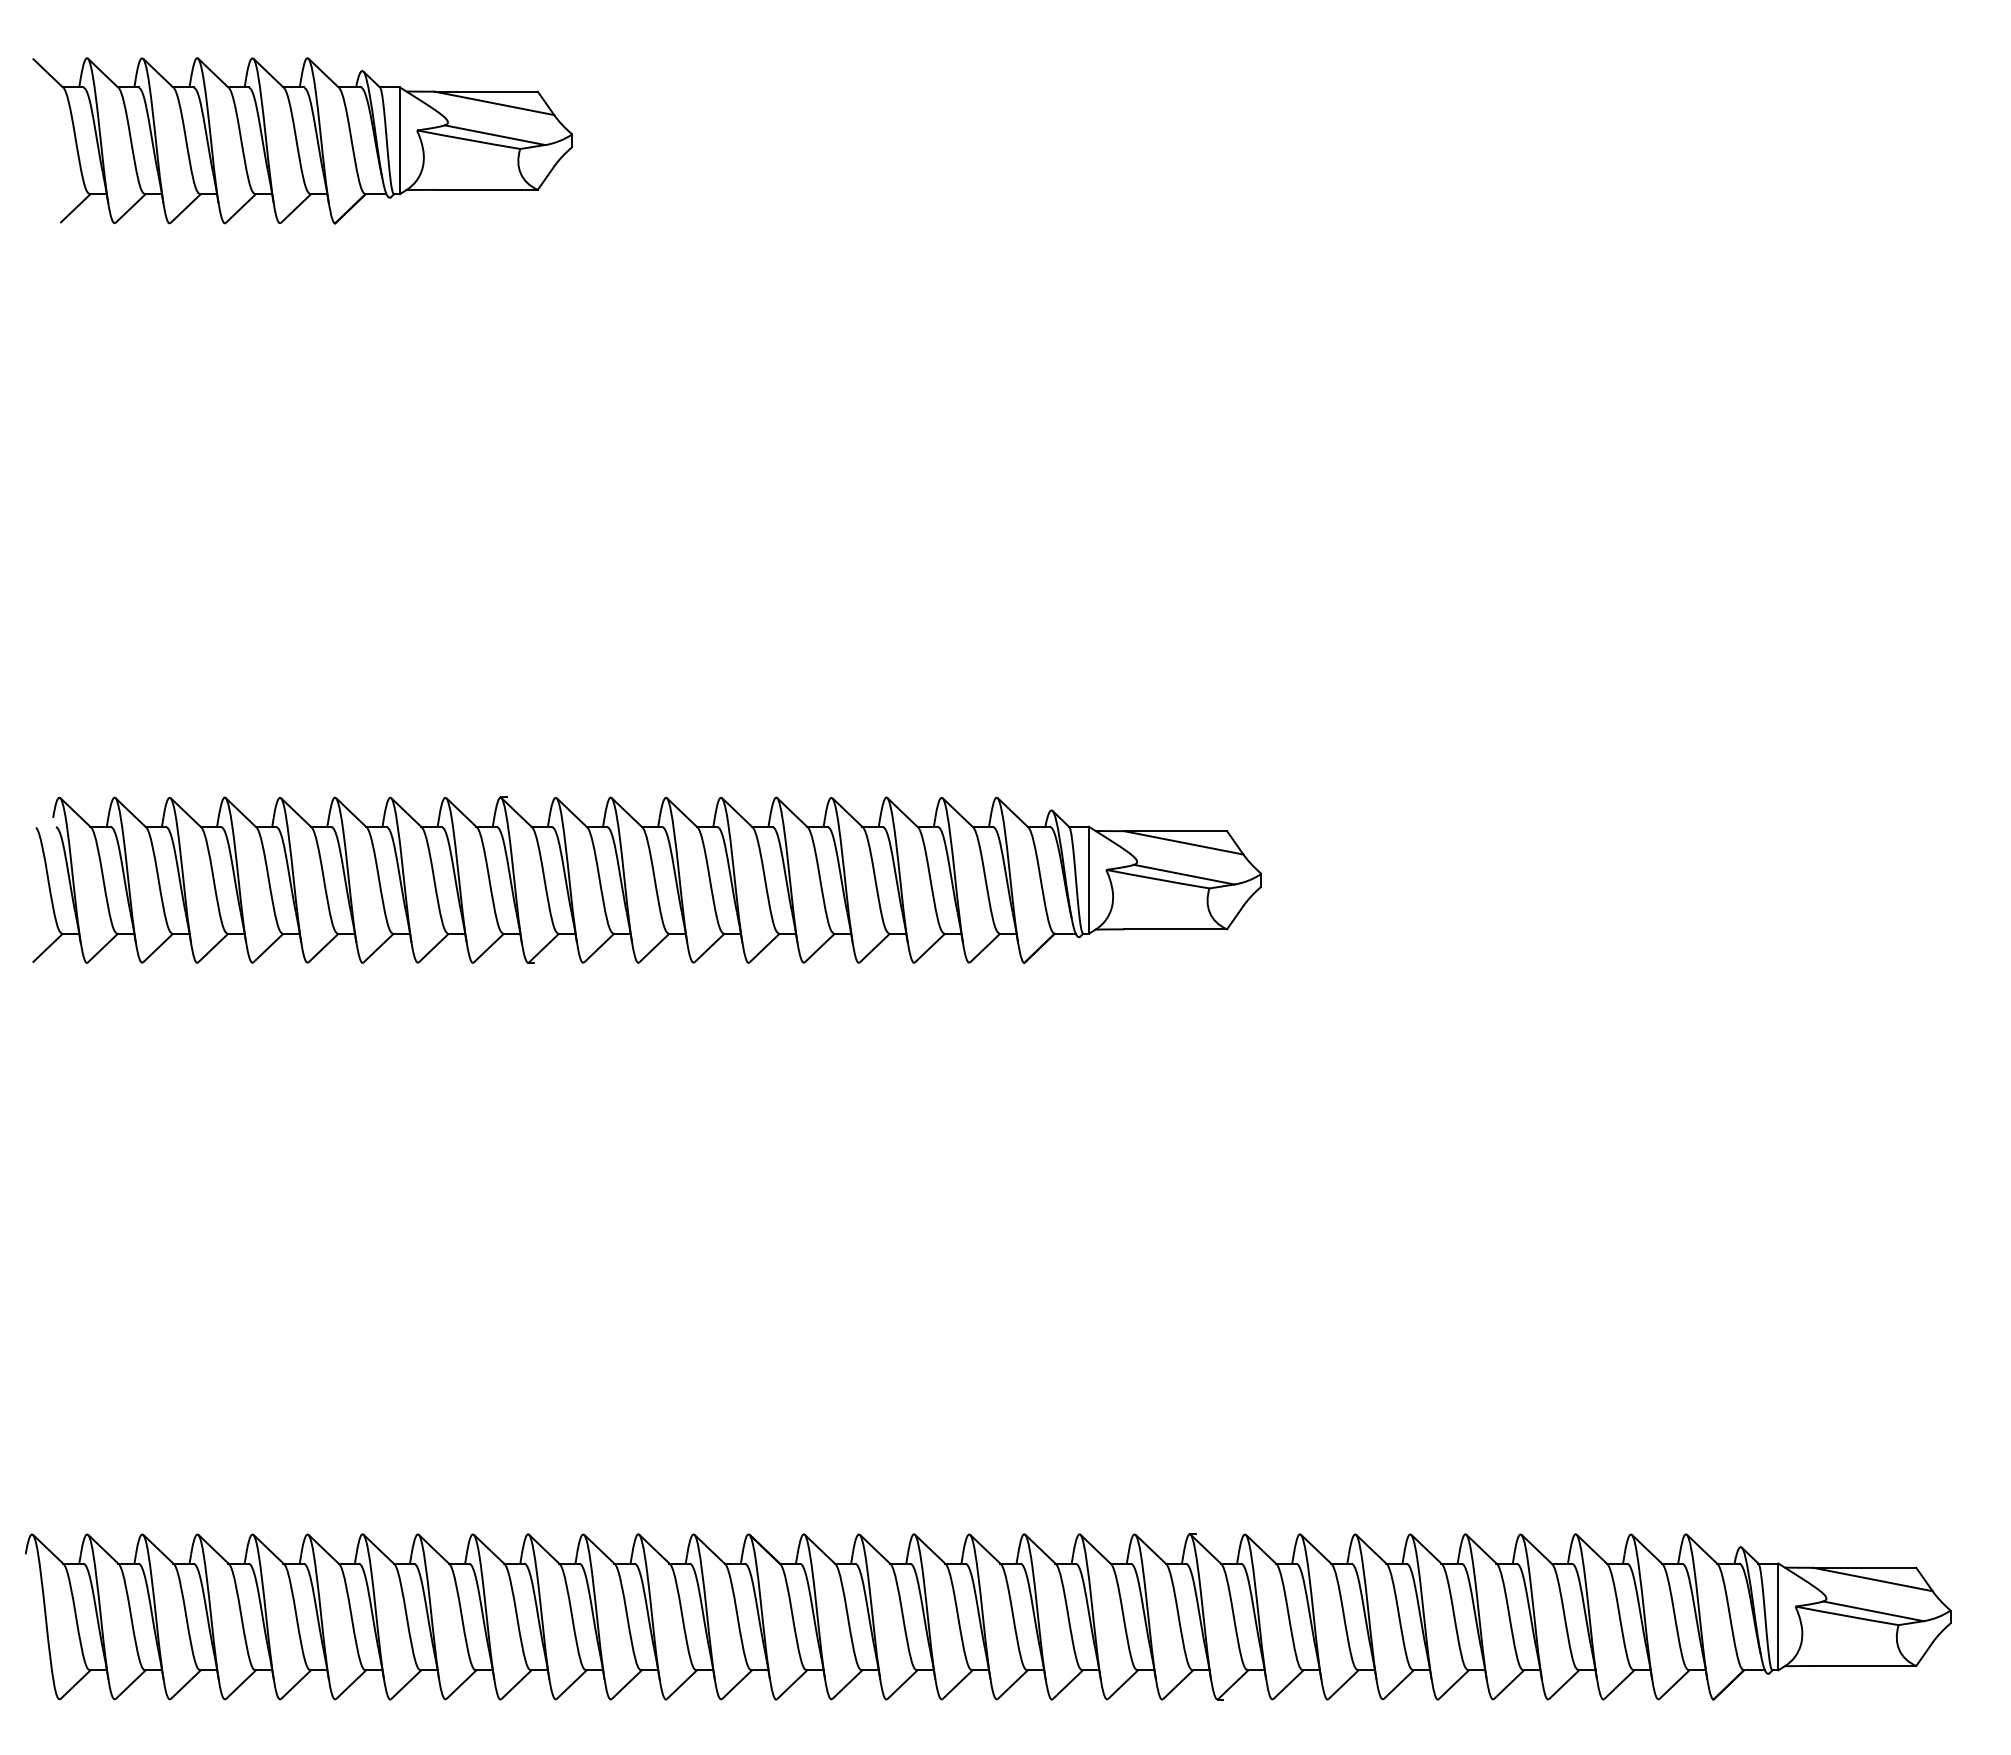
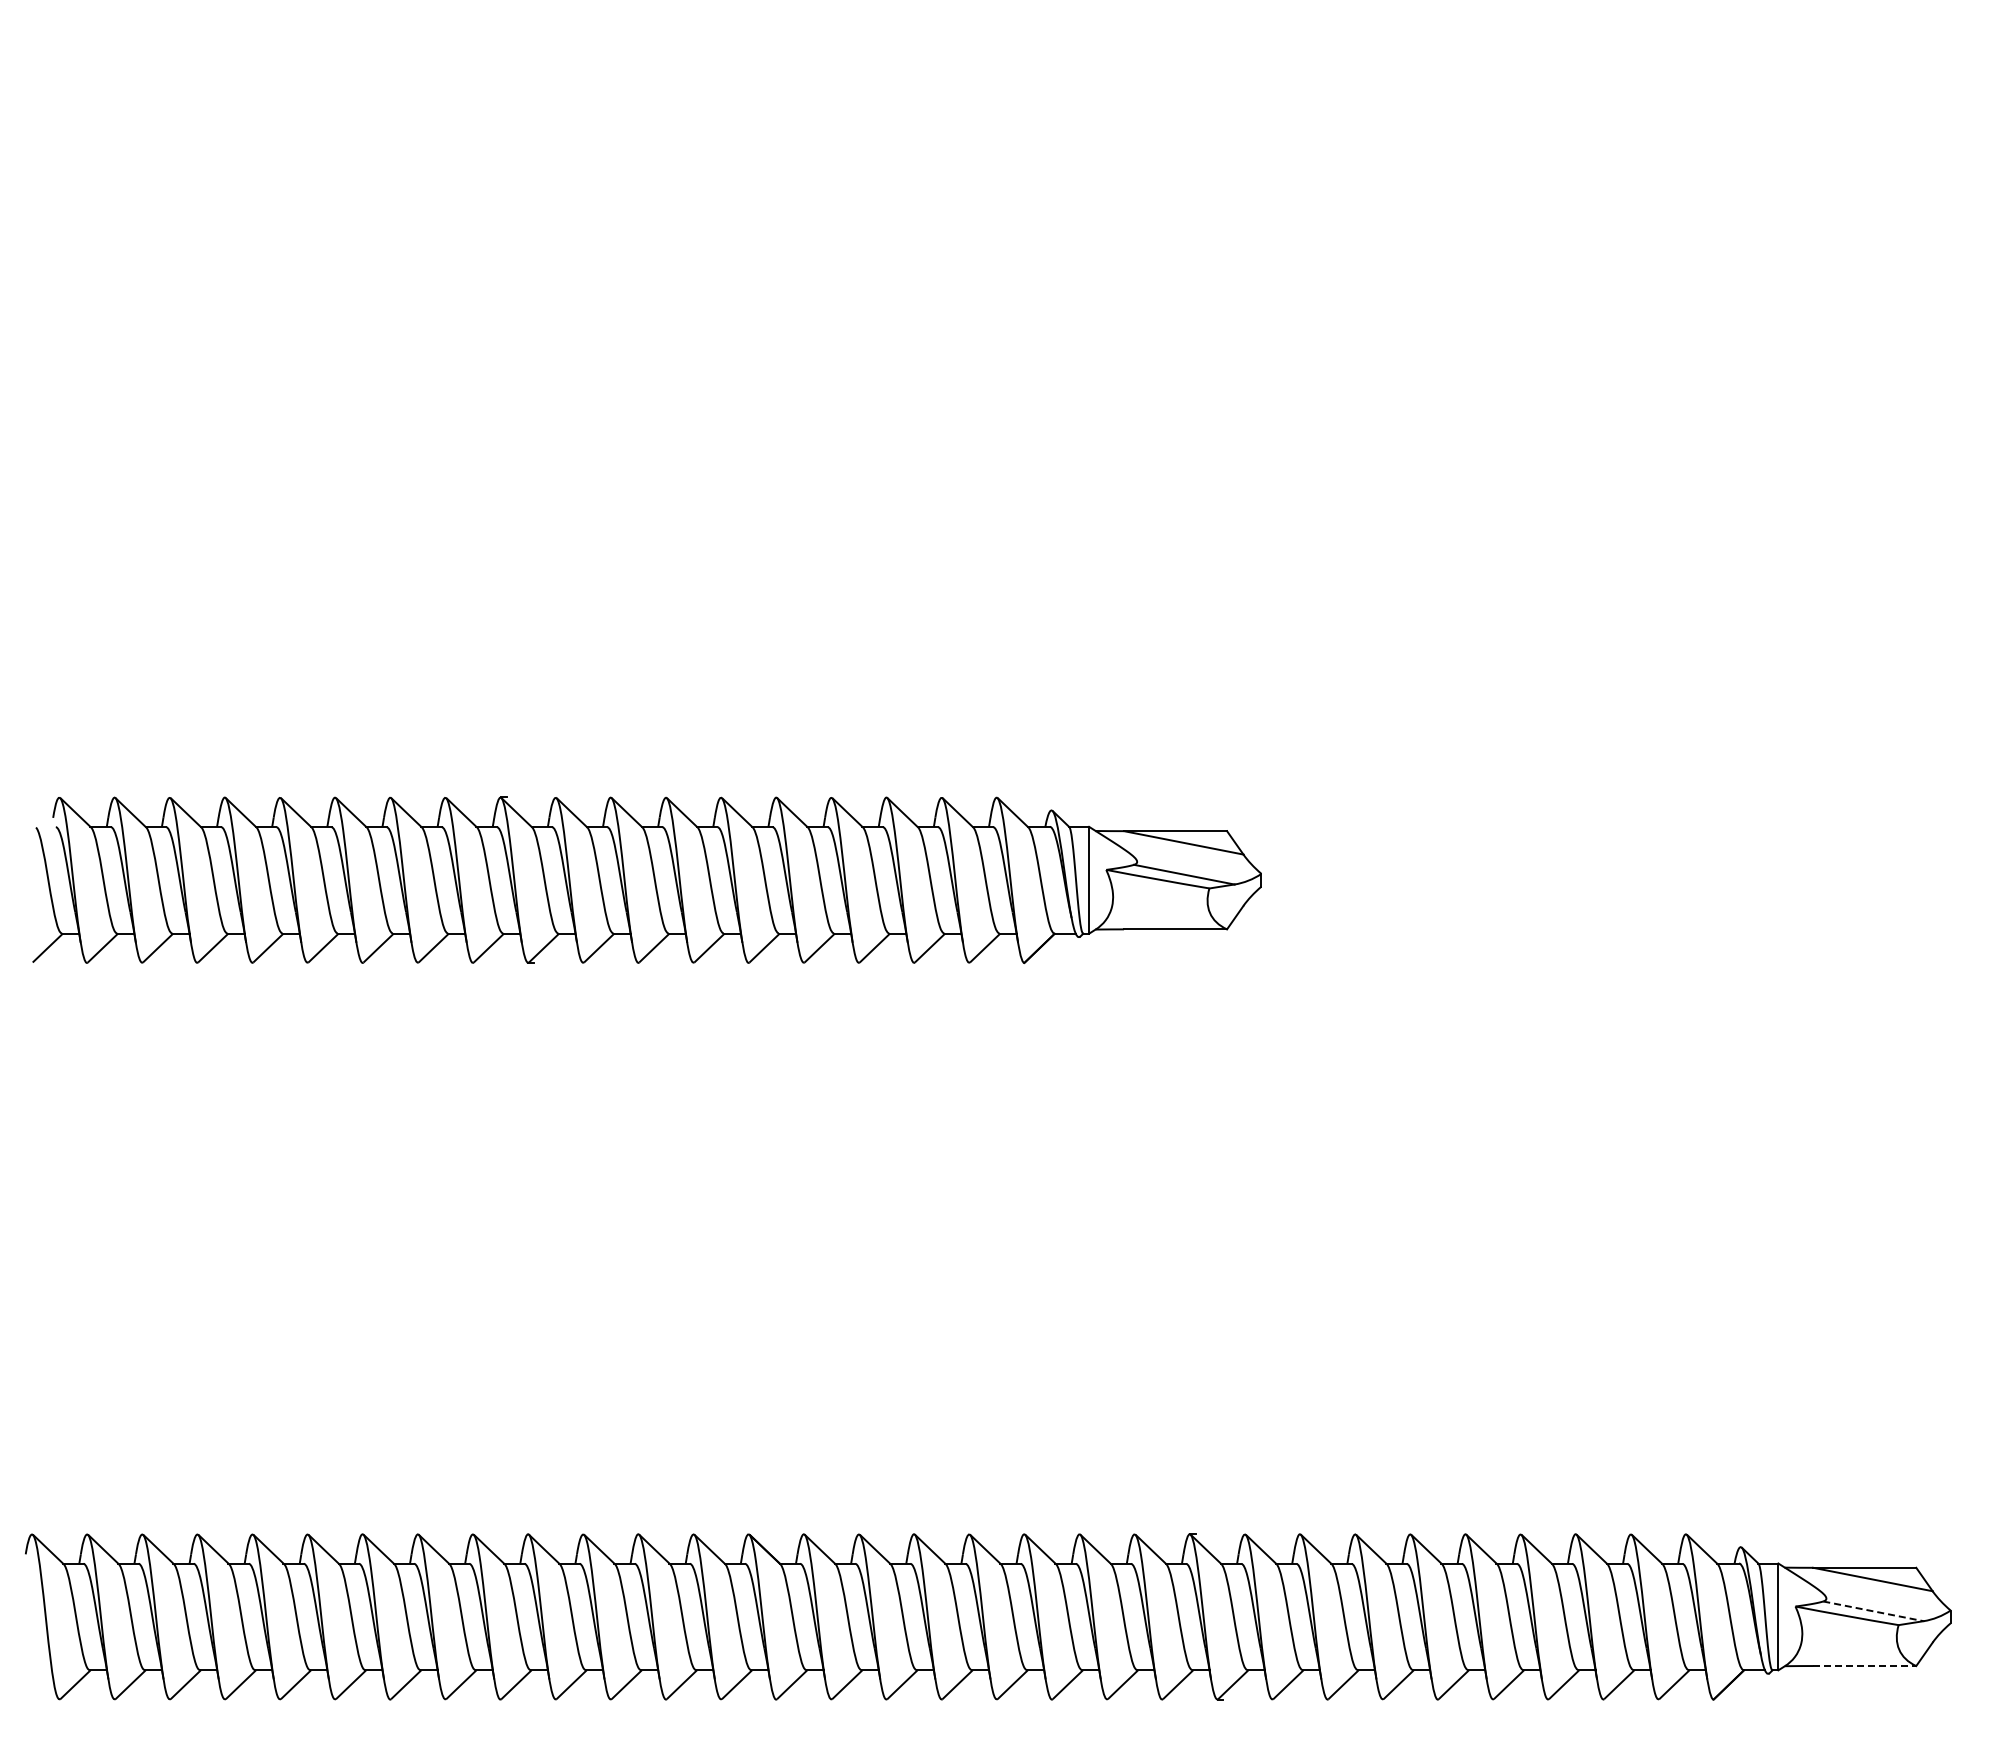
part: present -> none (302, 140)
line: solid -> dashed (1873, 1611)
line: solid -> dashed (1864, 1666)
